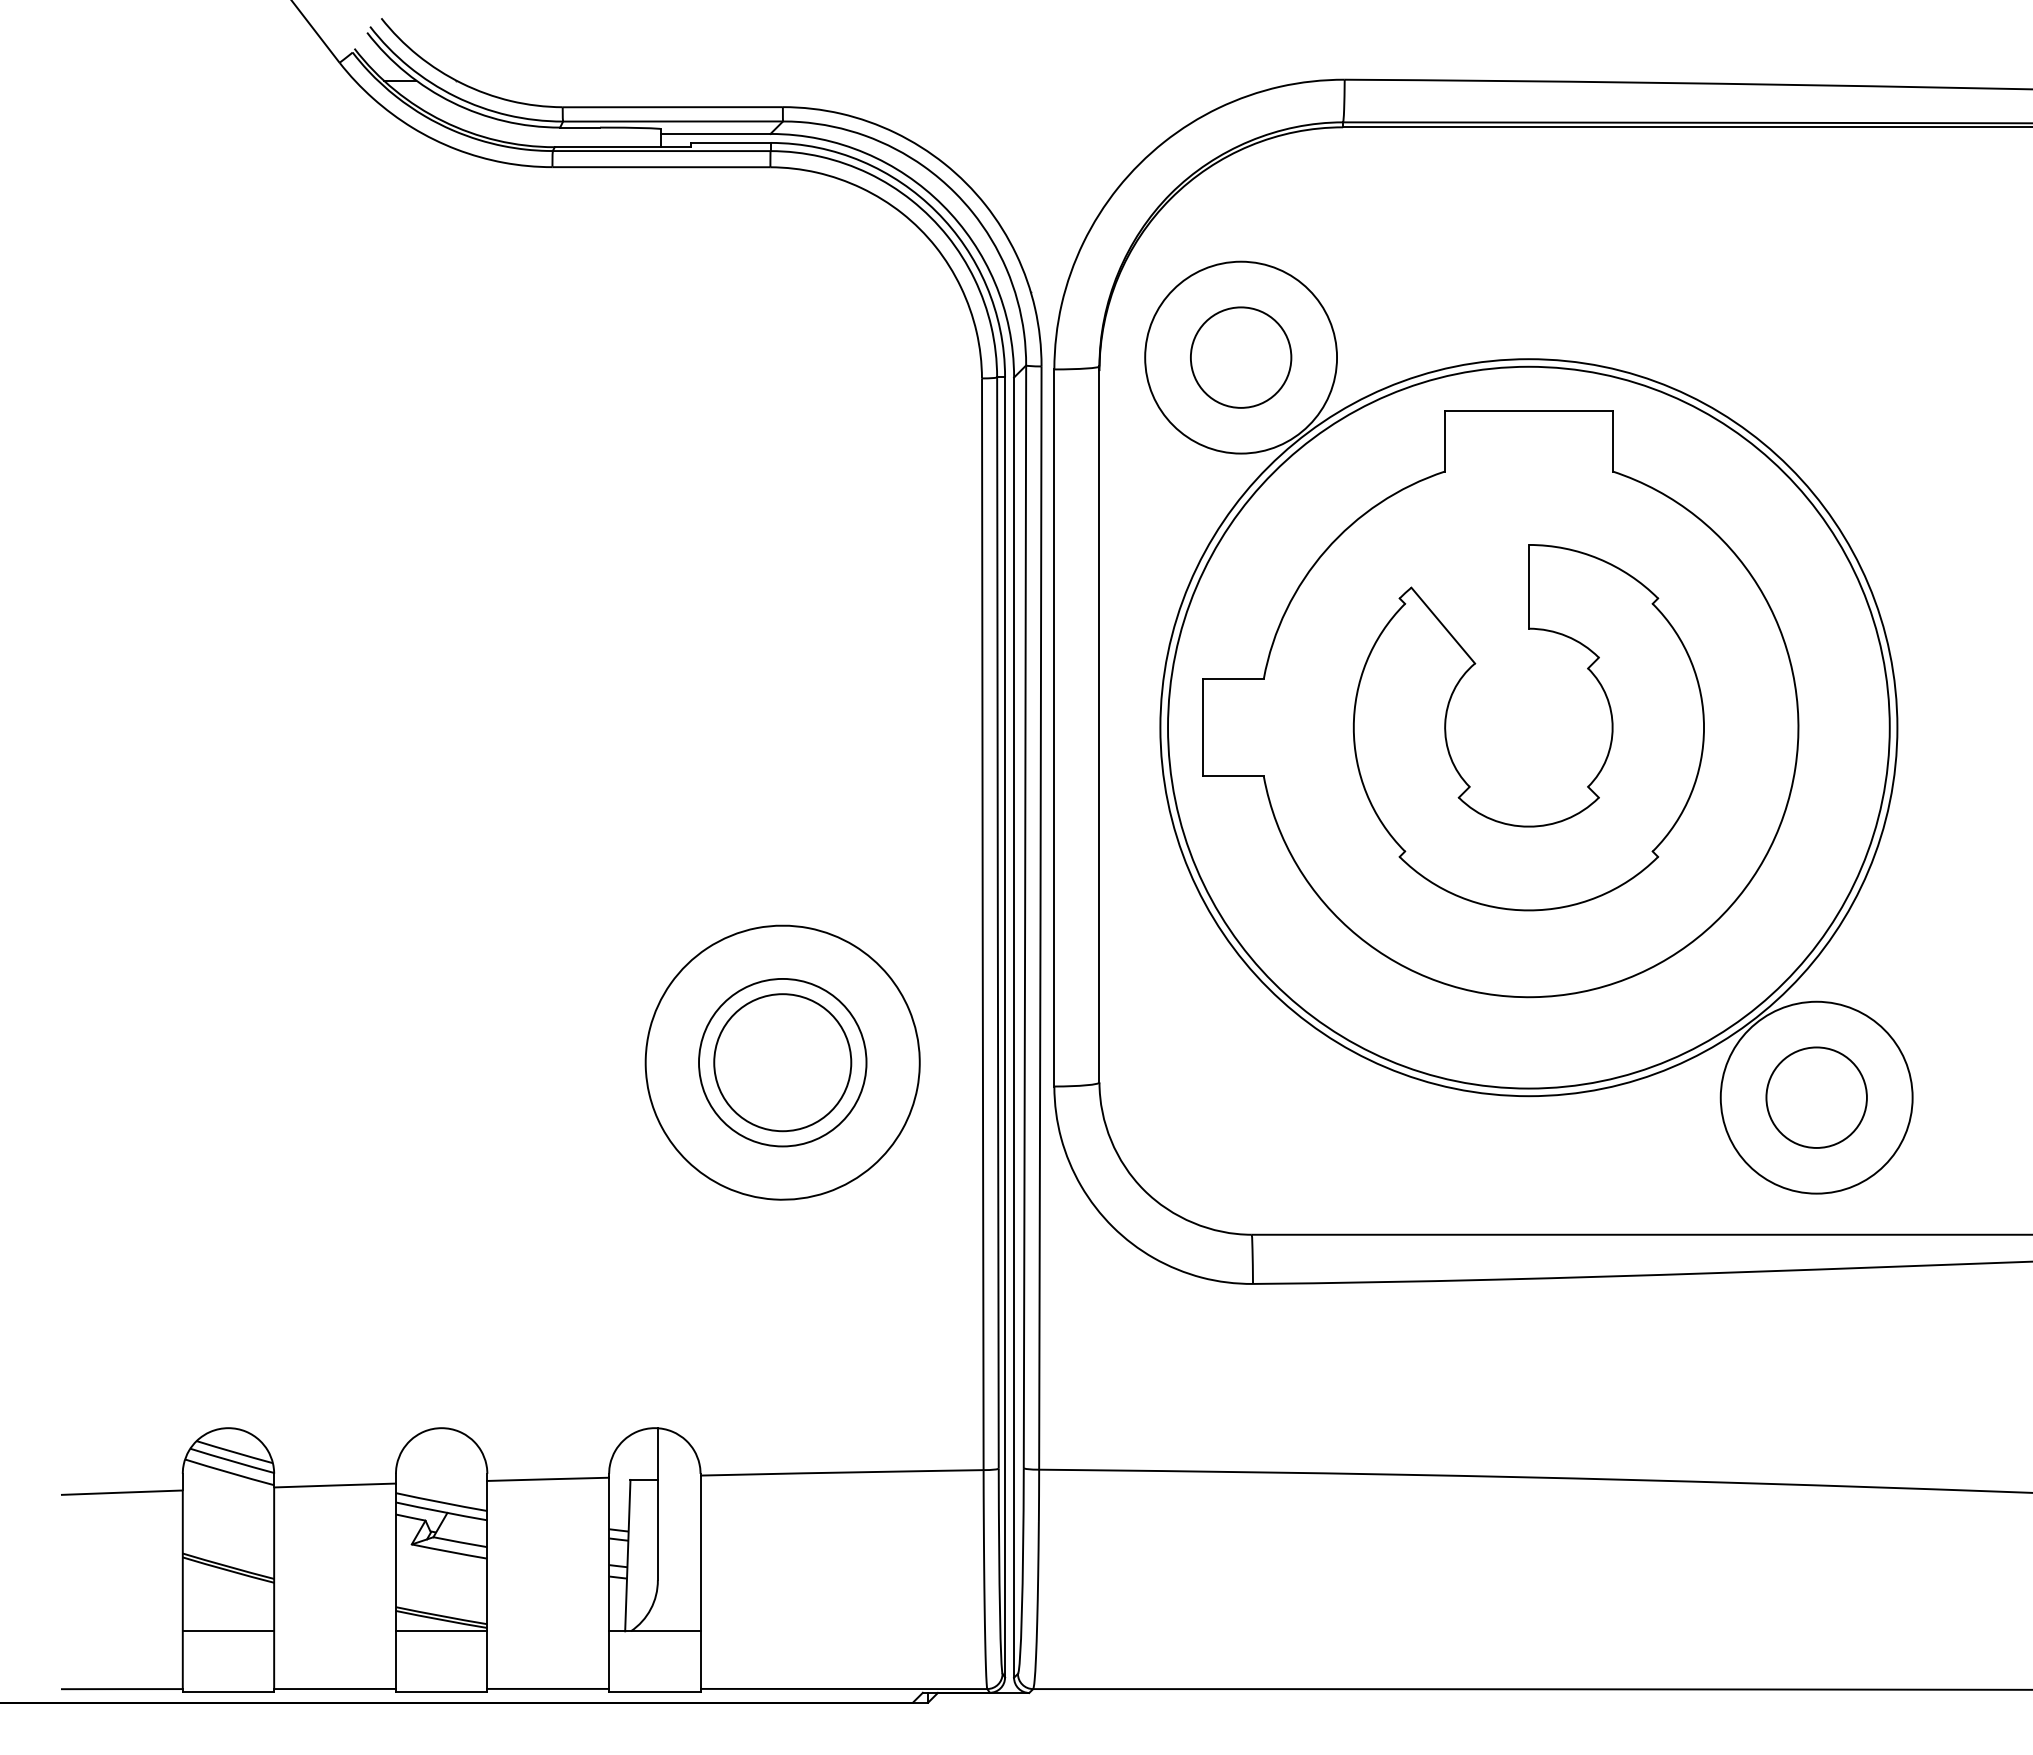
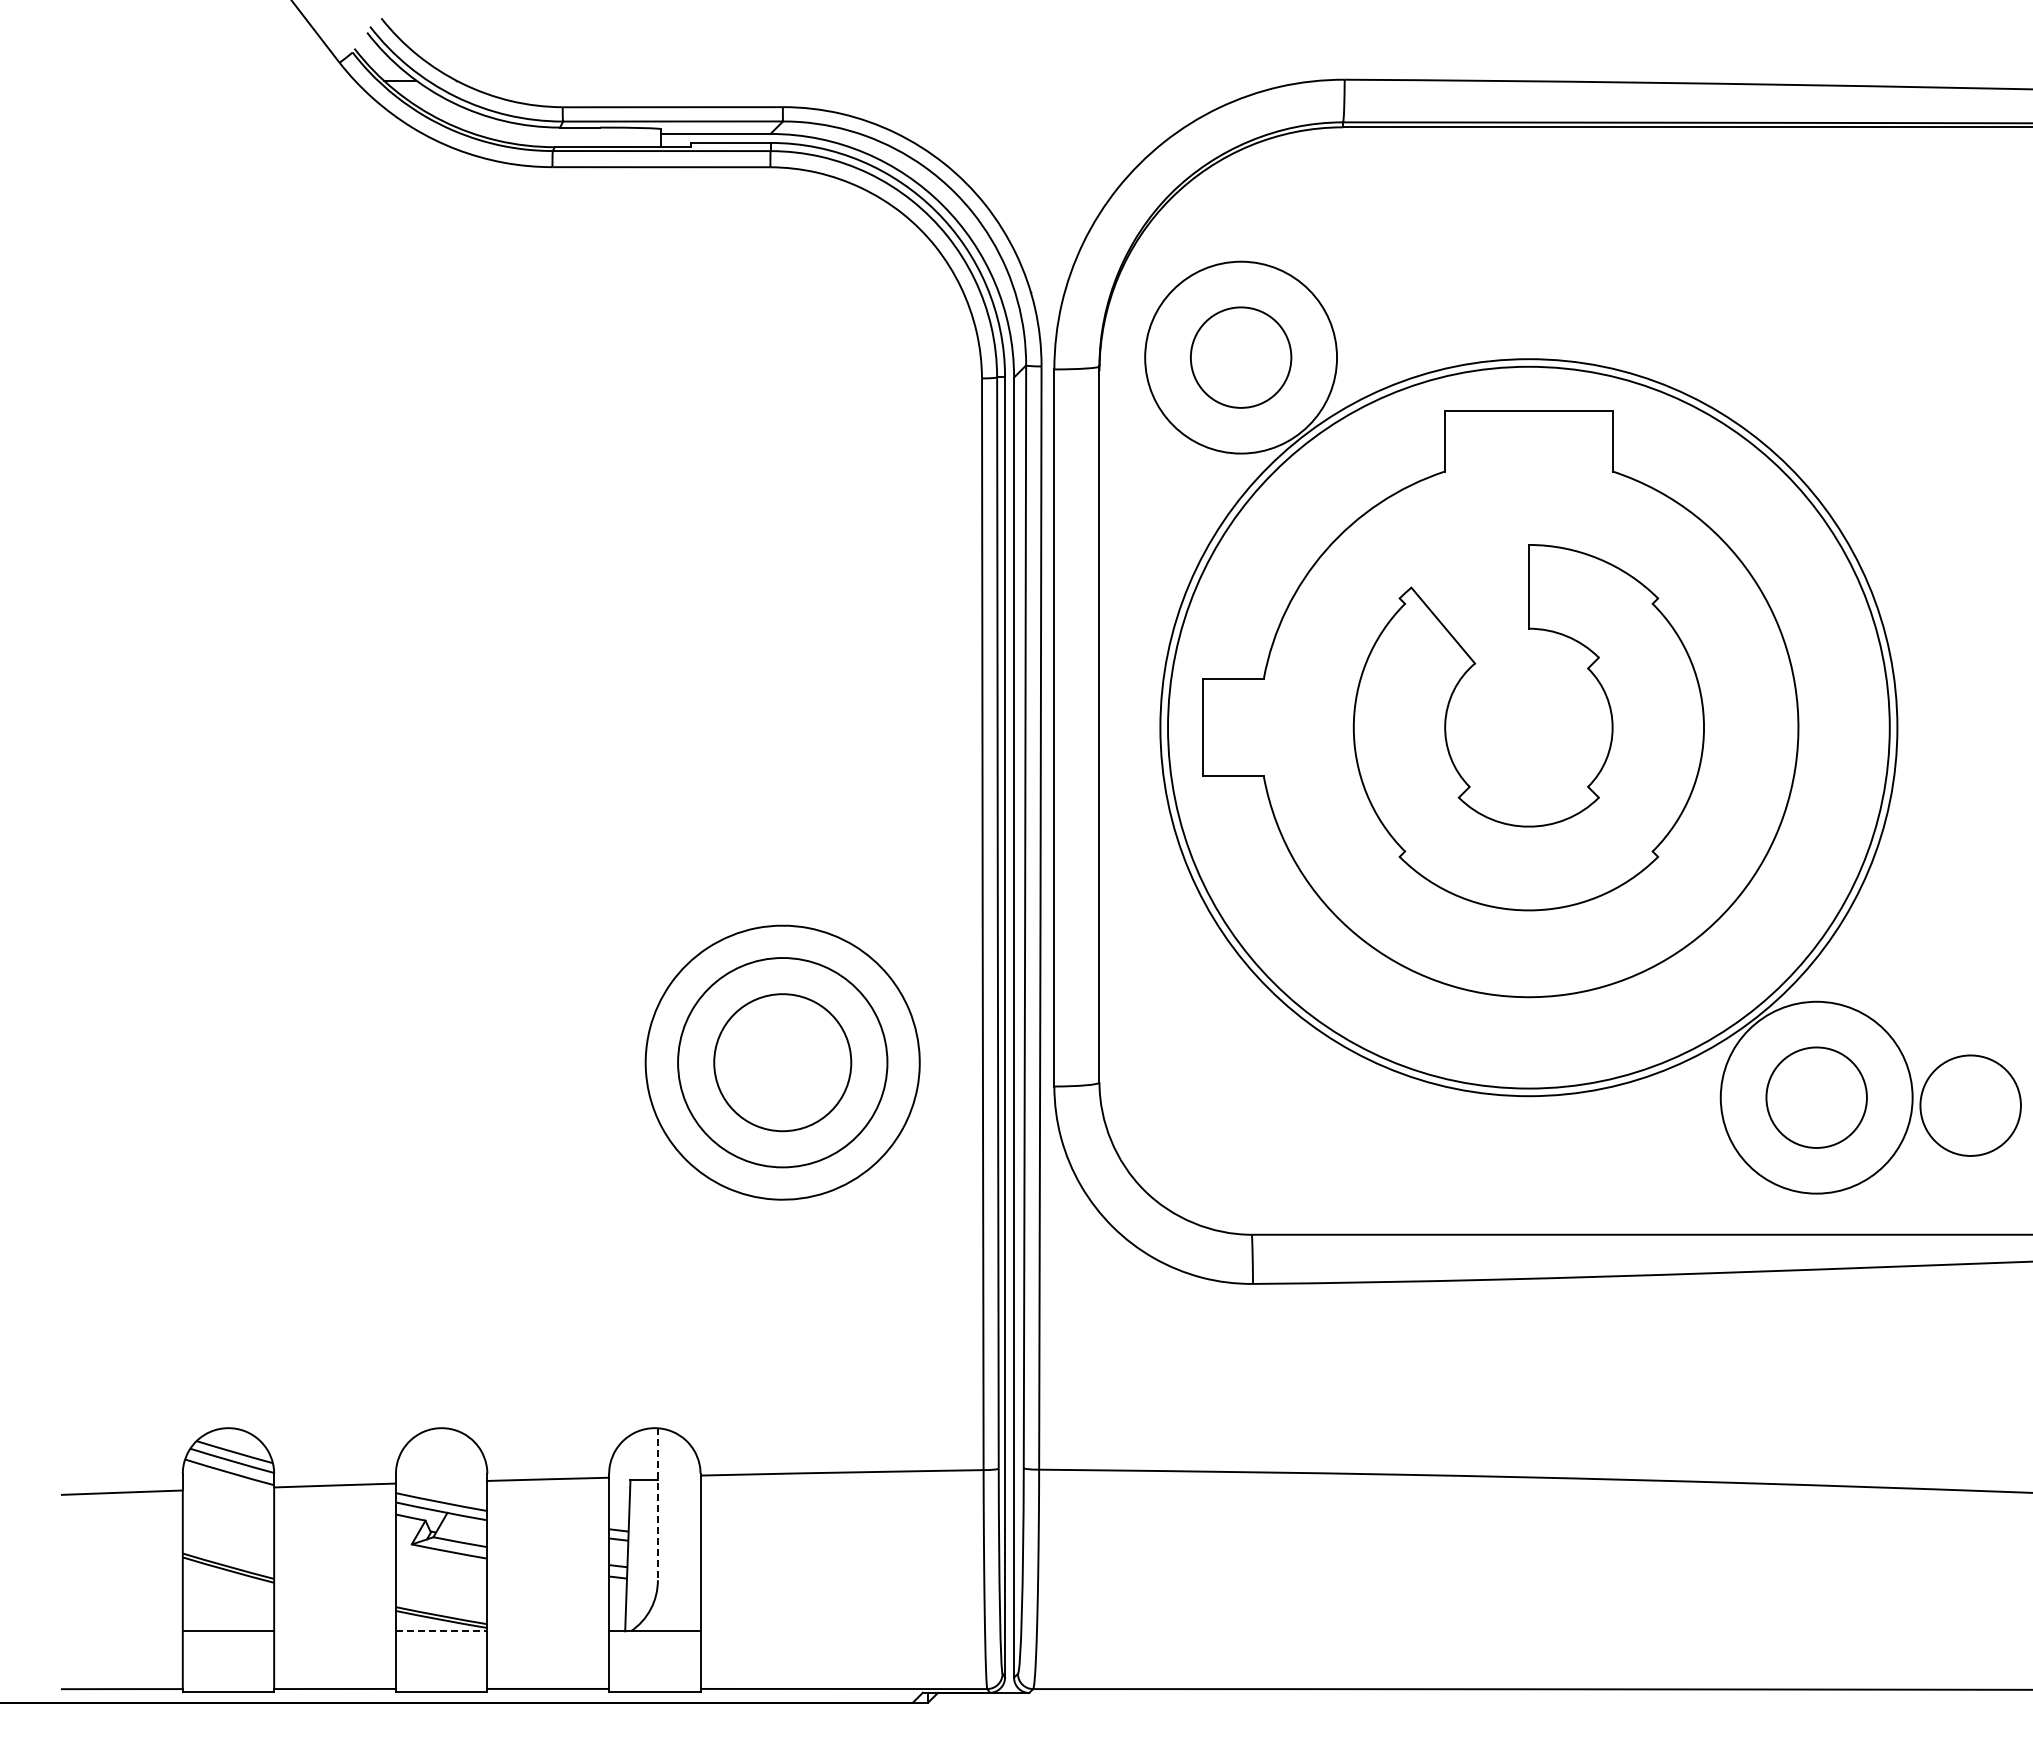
circle diameter: 168 px -> 209 px (782, 1062)
circle: none -> present (1970, 1105)
line: solid -> dashed (657, 1504)
line: solid -> dashed (441, 1631)
